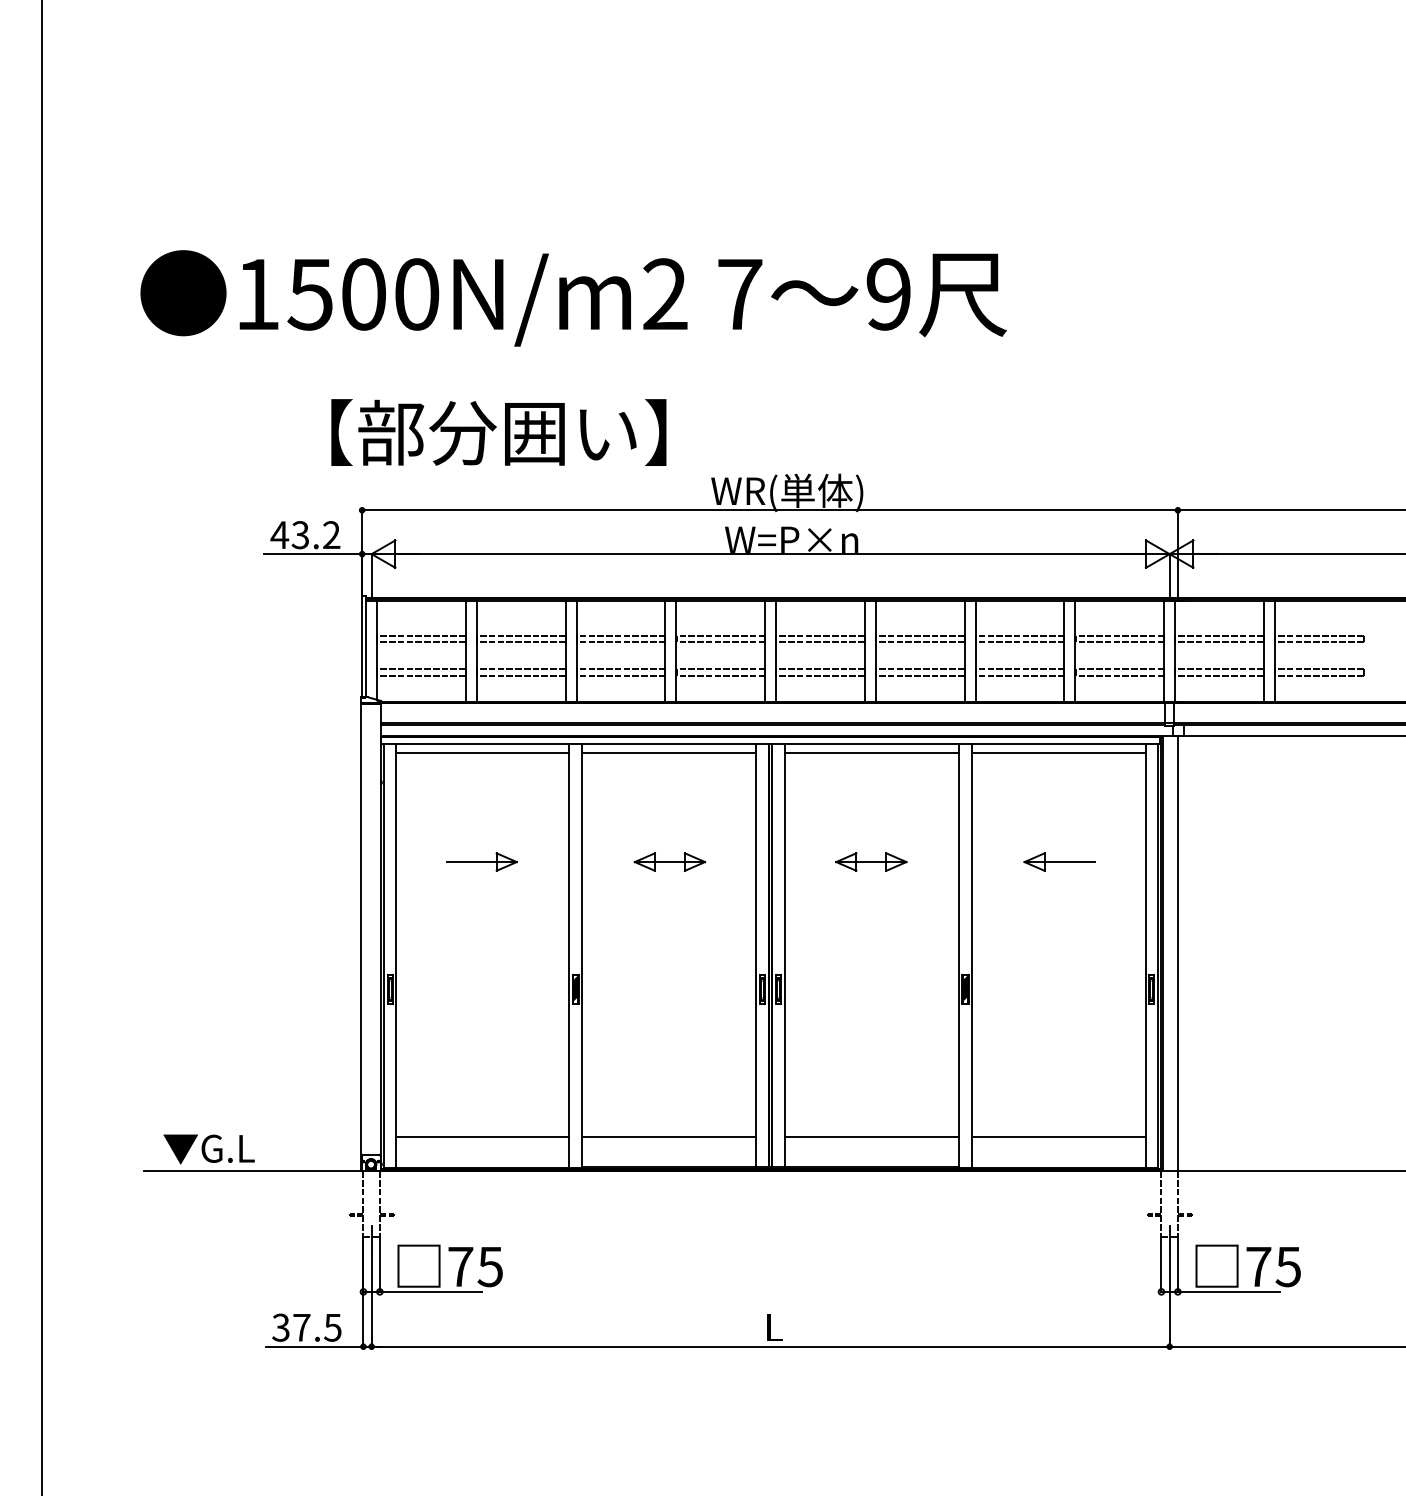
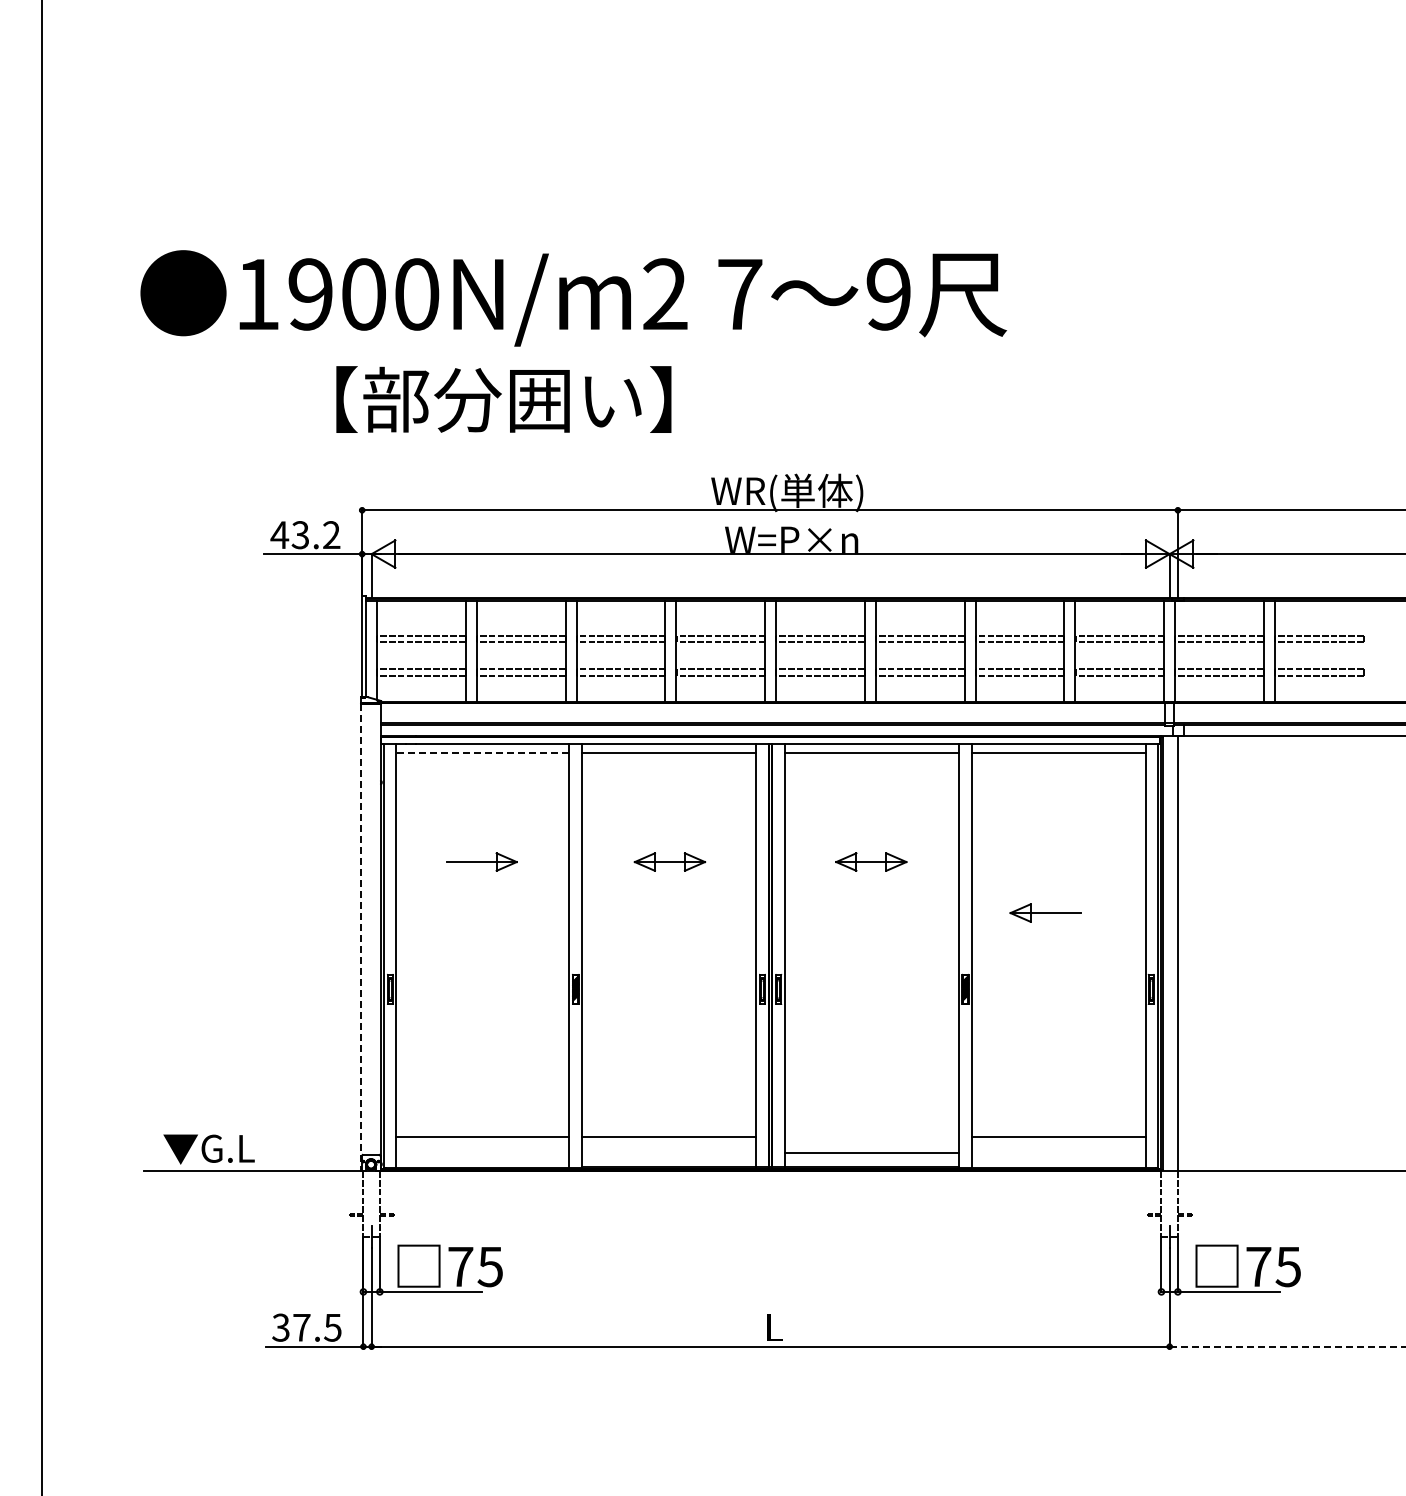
text: 1500N/m2 -> 1900N/m2 (309, 294)
text position: (498, 432) -> (503, 399) (503, 399)
line: solid -> dashed (482, 753)
part position: (1059, 861) -> (1045, 912) (1045, 912)
line: solid -> dashed (361, 937)
line position: (871, 1136) -> (871, 1152) (871, 1152)
line: solid -> dashed (1287, 1346)
